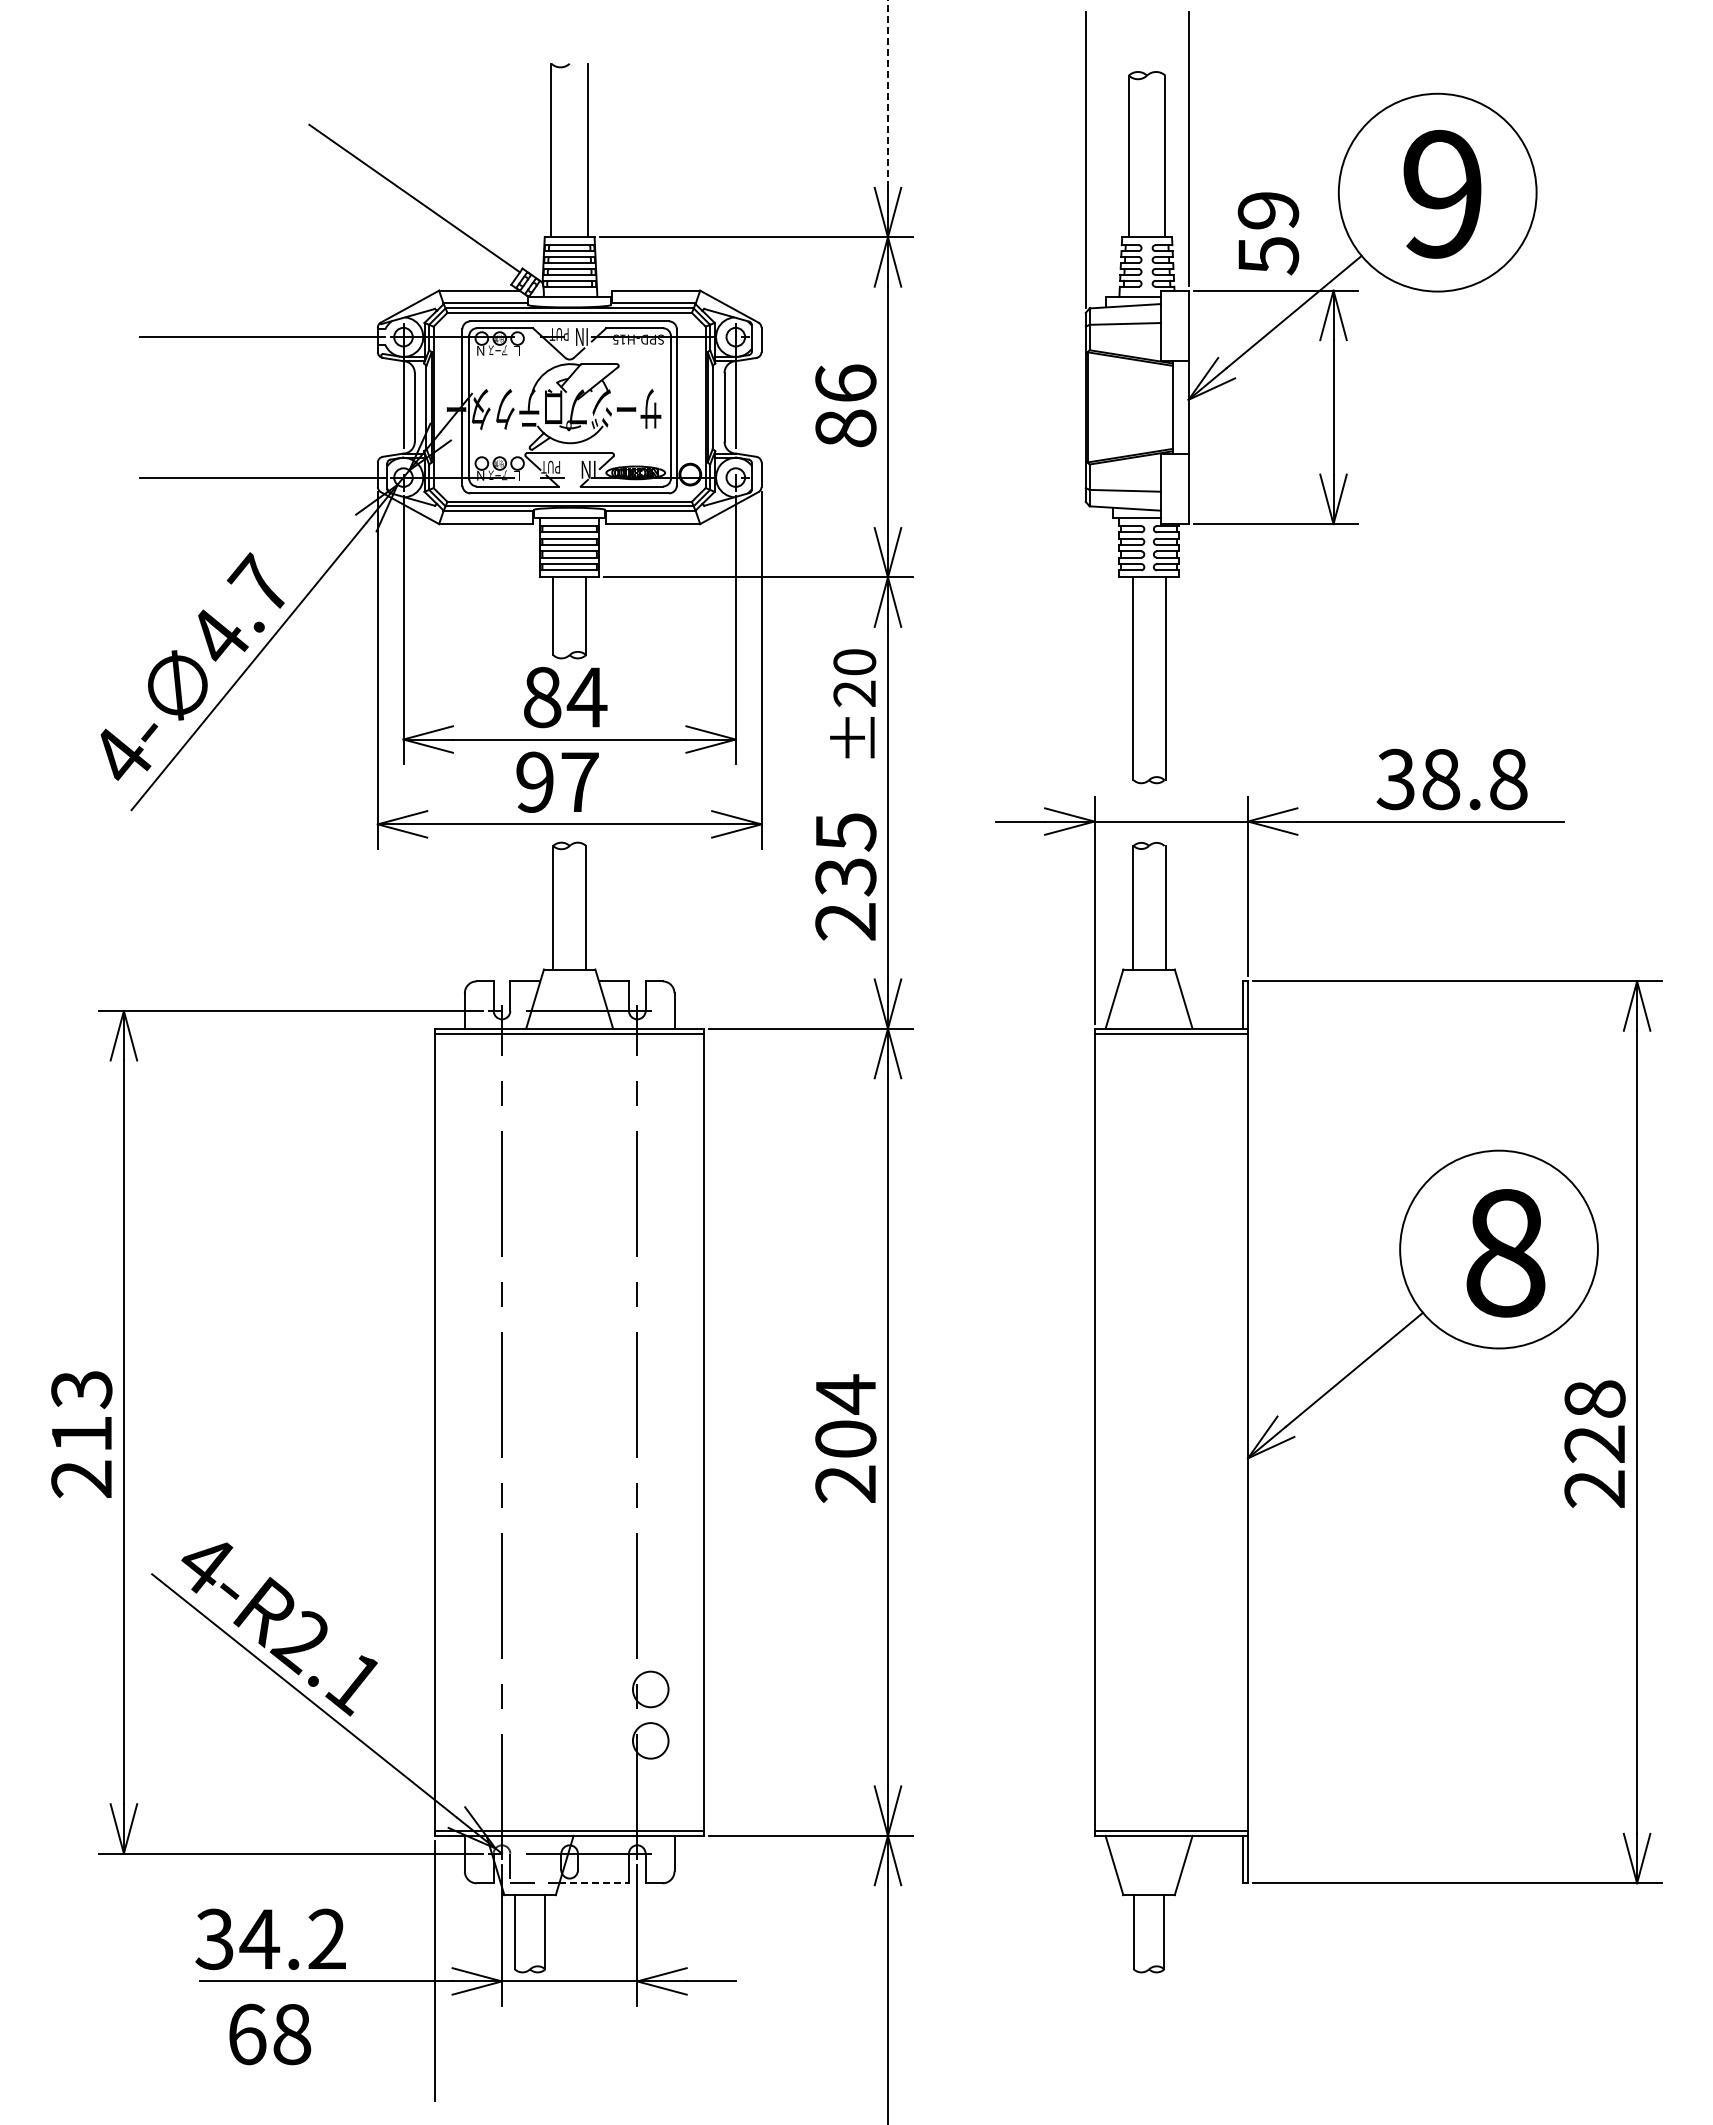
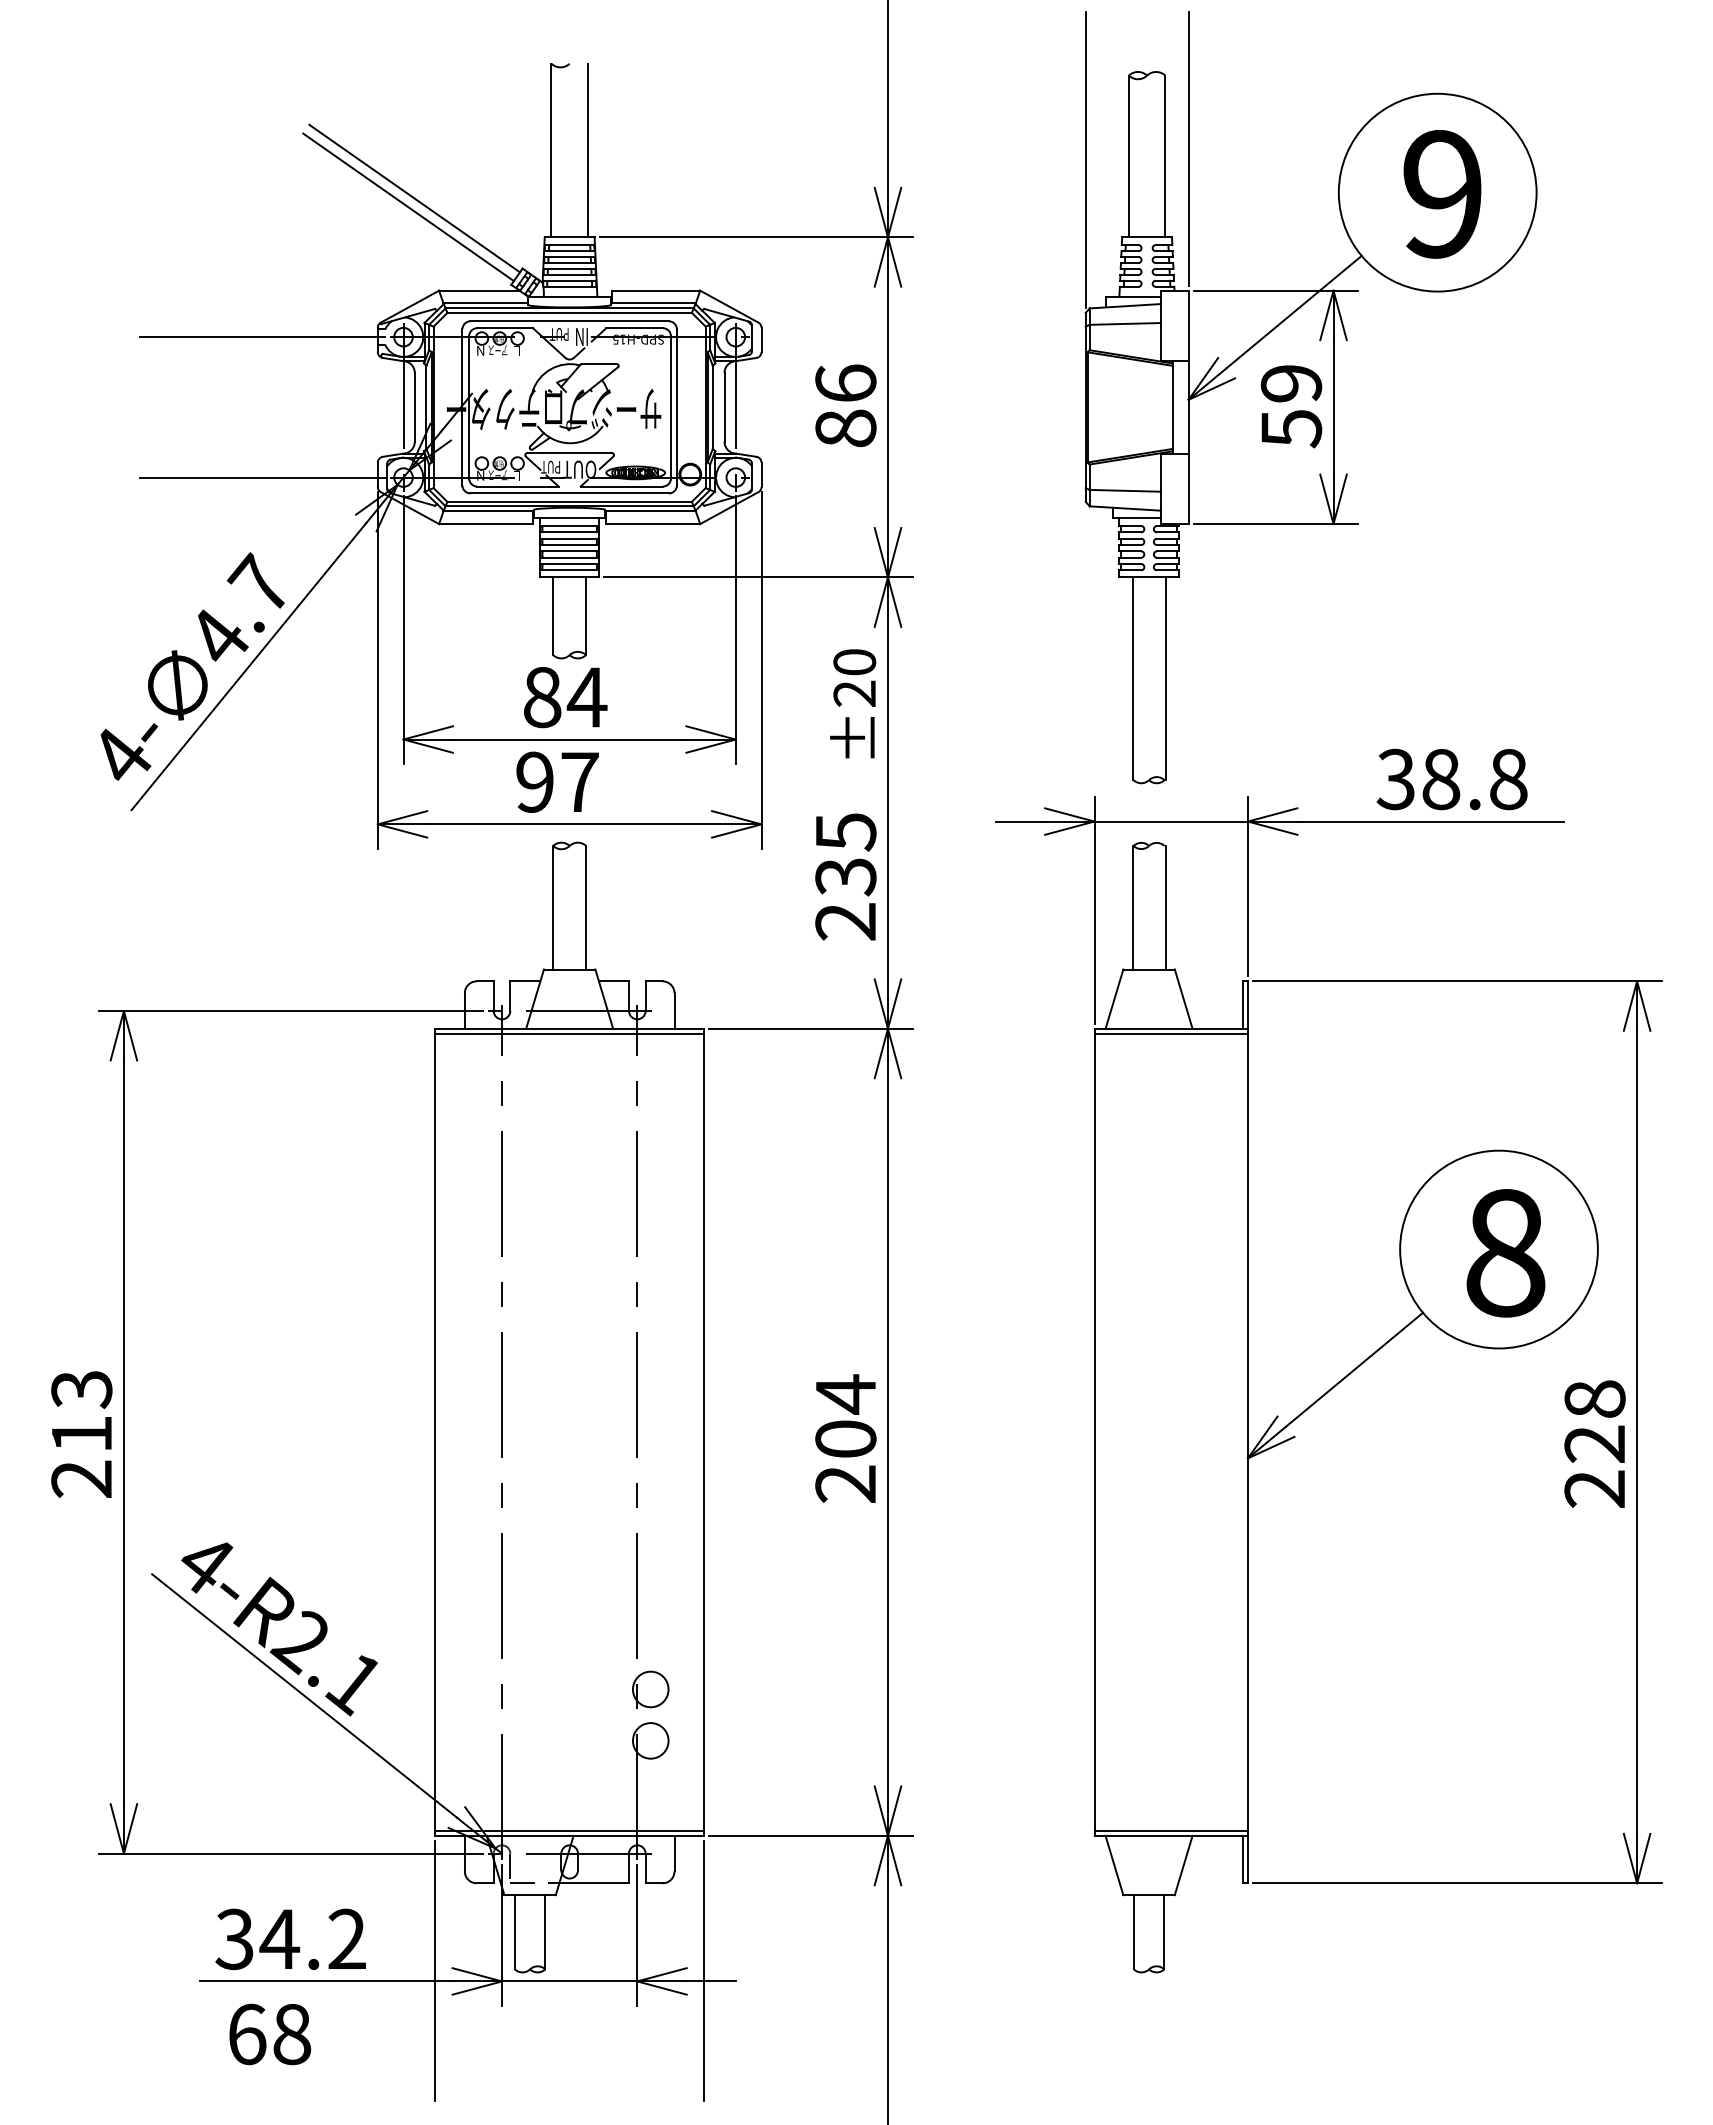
line: dashed -> solid (887, 93)
line: none -> present (408, 207)
text position: (1268, 233) -> (1291, 406) (1291, 406)
text: IN -> OUT (579, 469)
line: dashed -> solid (594, 1883)
text position: (270, 1938) -> (290, 1938) (290, 1938)
line: none -> present (704, 1970)
